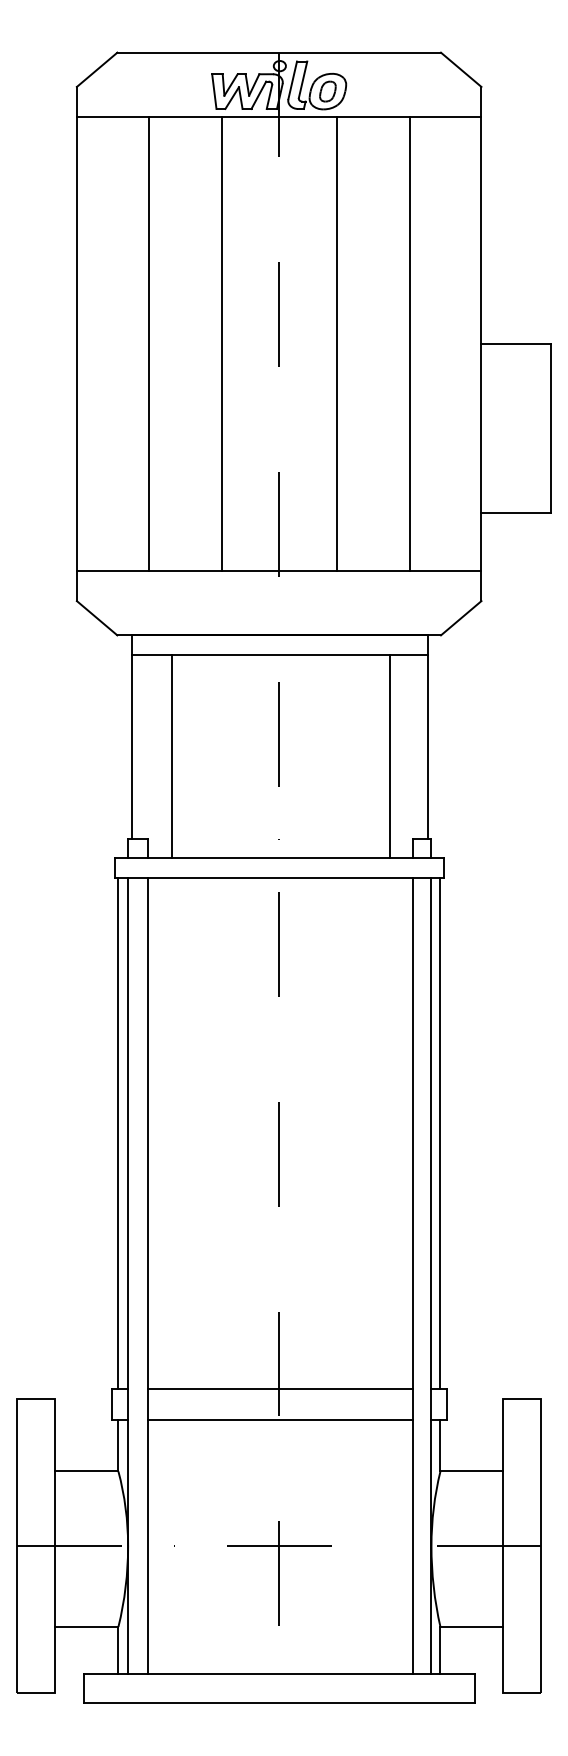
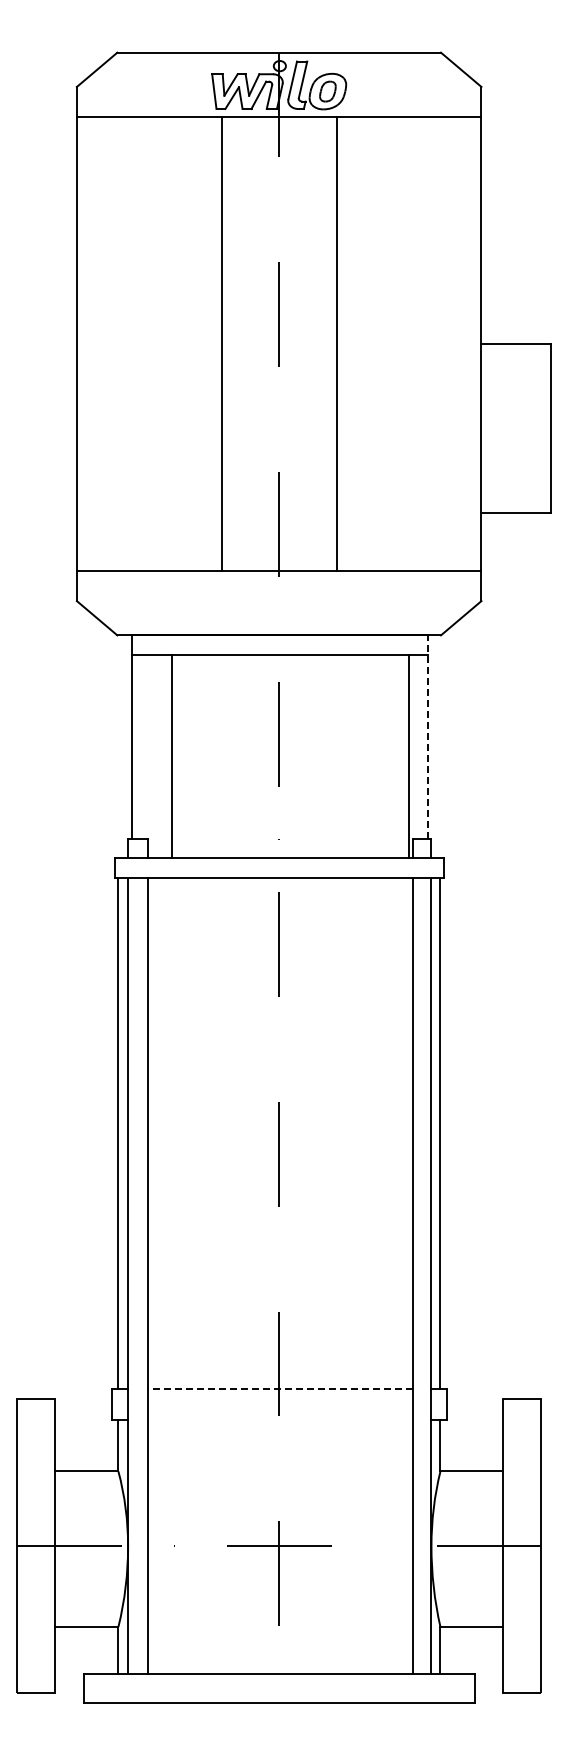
line: present -> none (148, 343)
line: present -> none (409, 343)
line: solid -> dashed (427, 737)
line position: (390, 756) -> (409, 756) (409, 756)
line: solid -> dashed (280, 1388)
line: present -> none (280, 1420)
